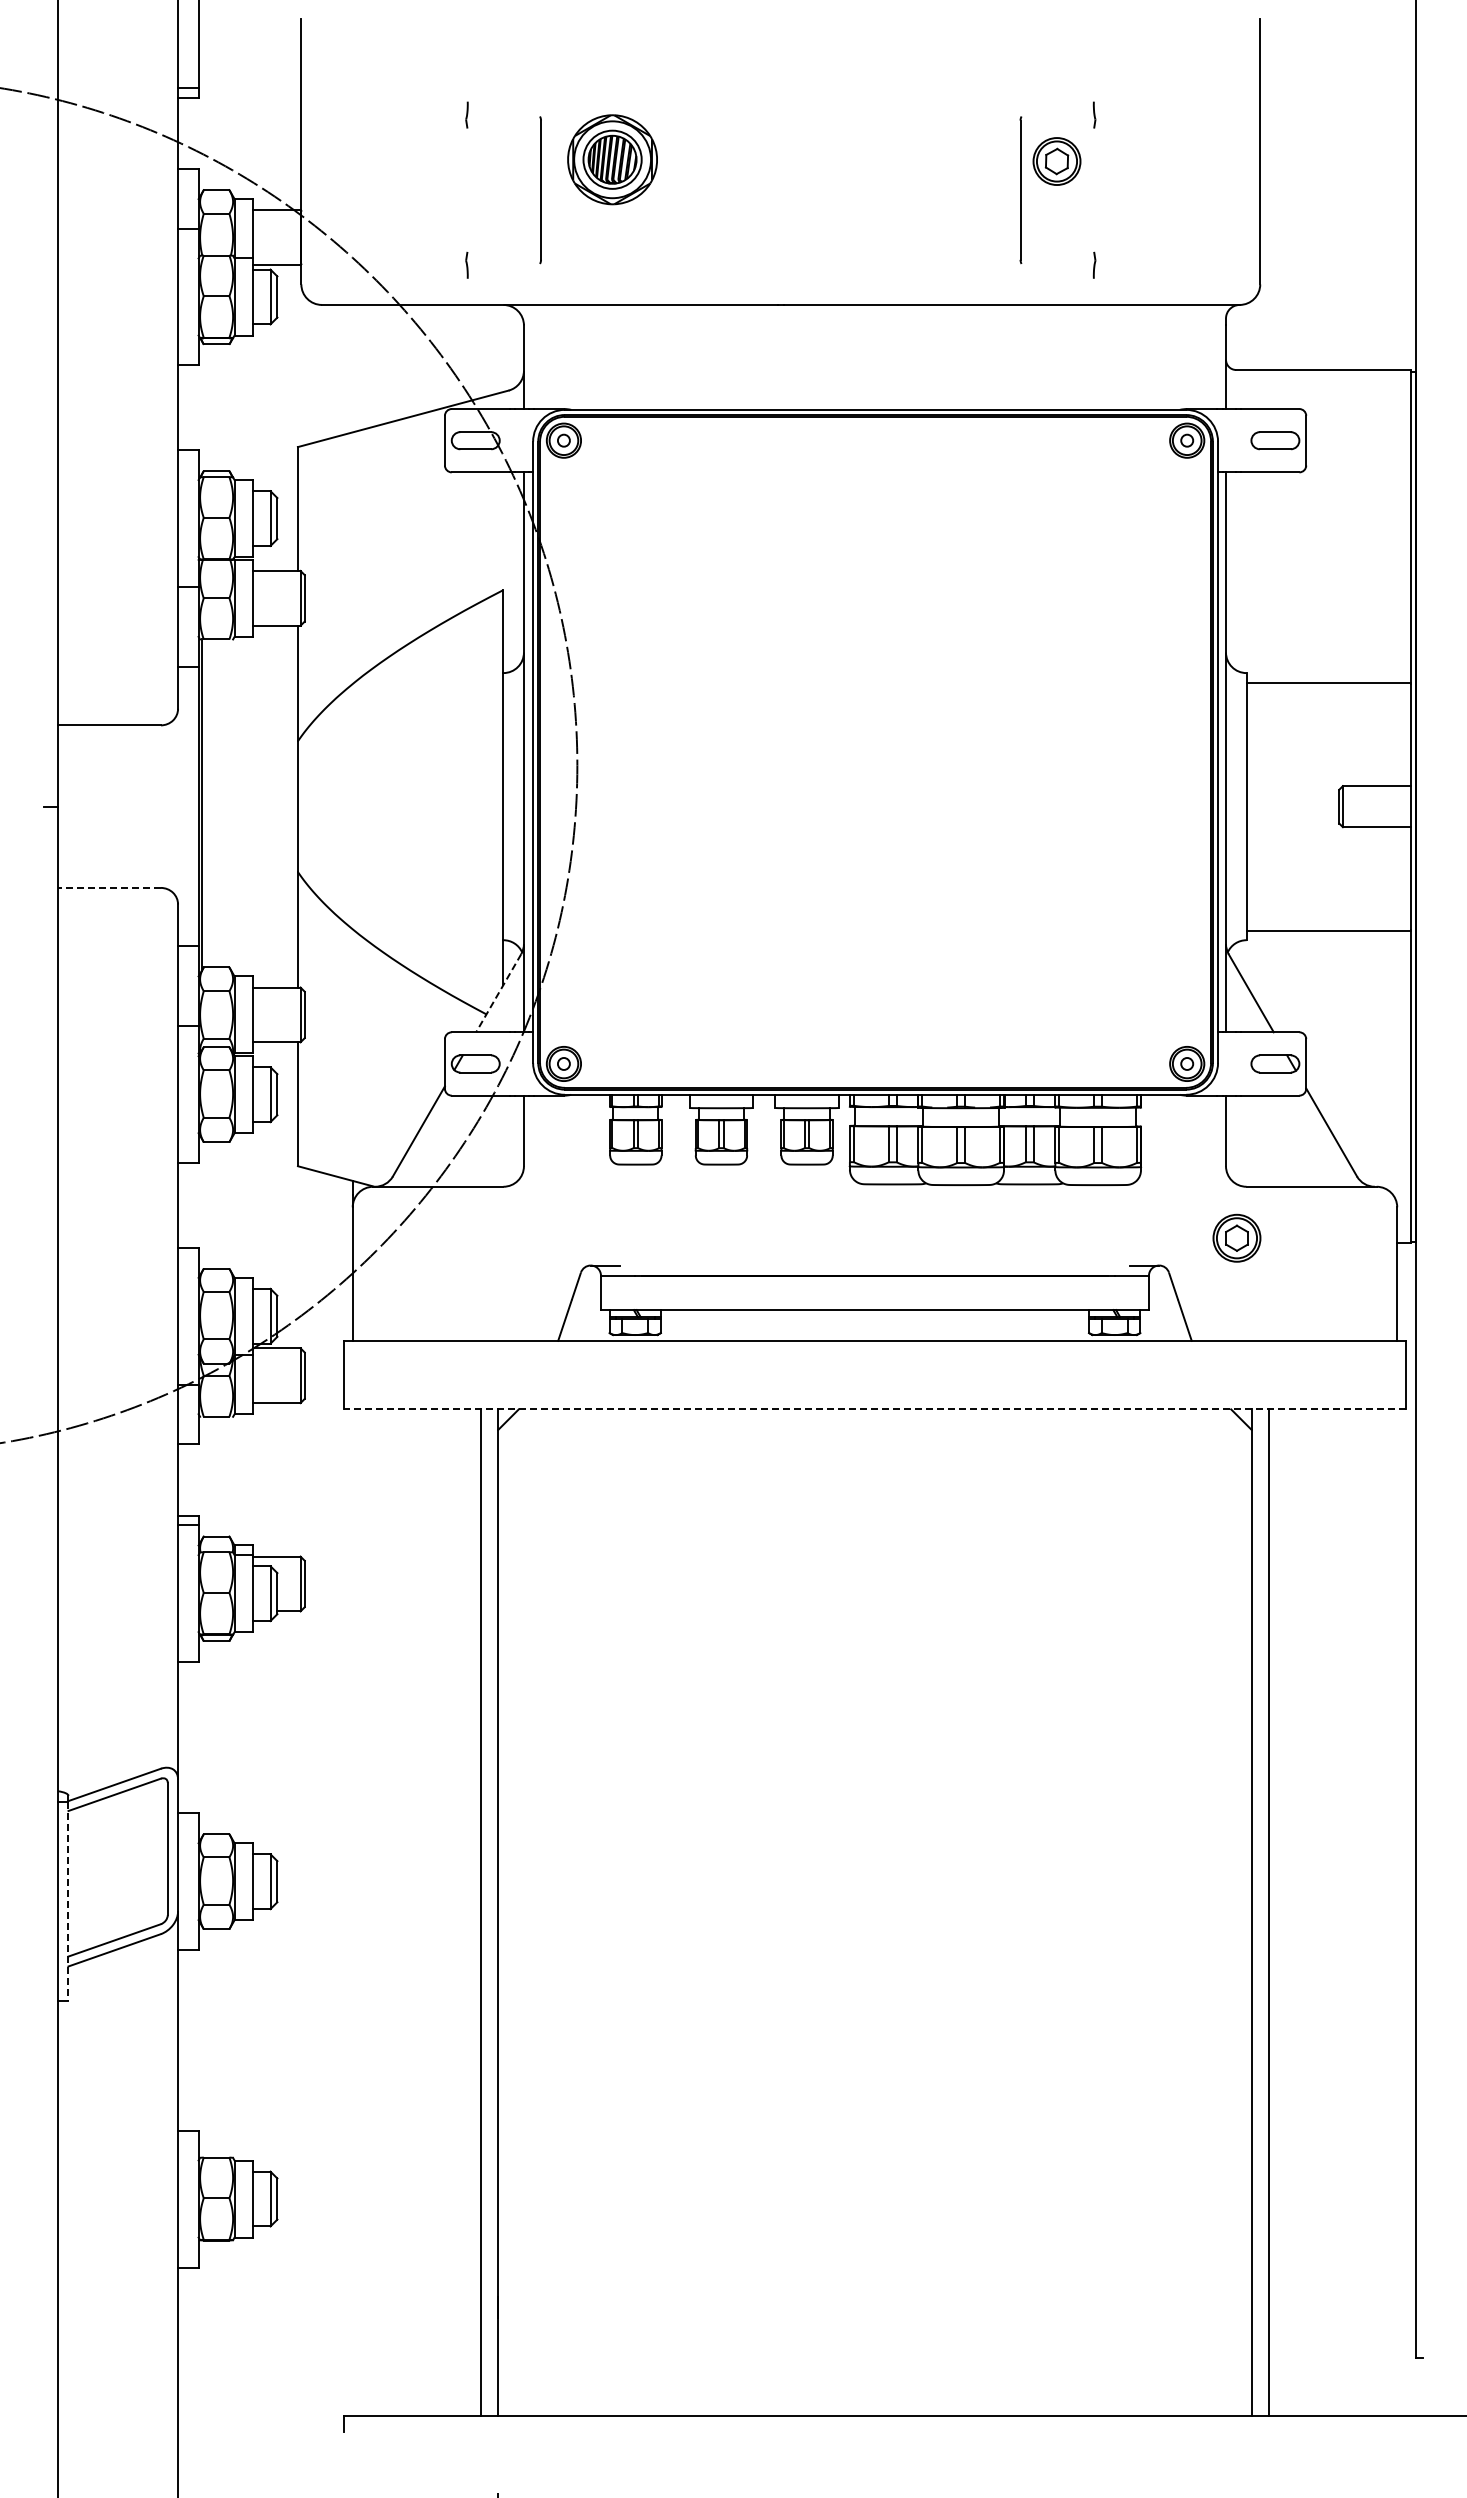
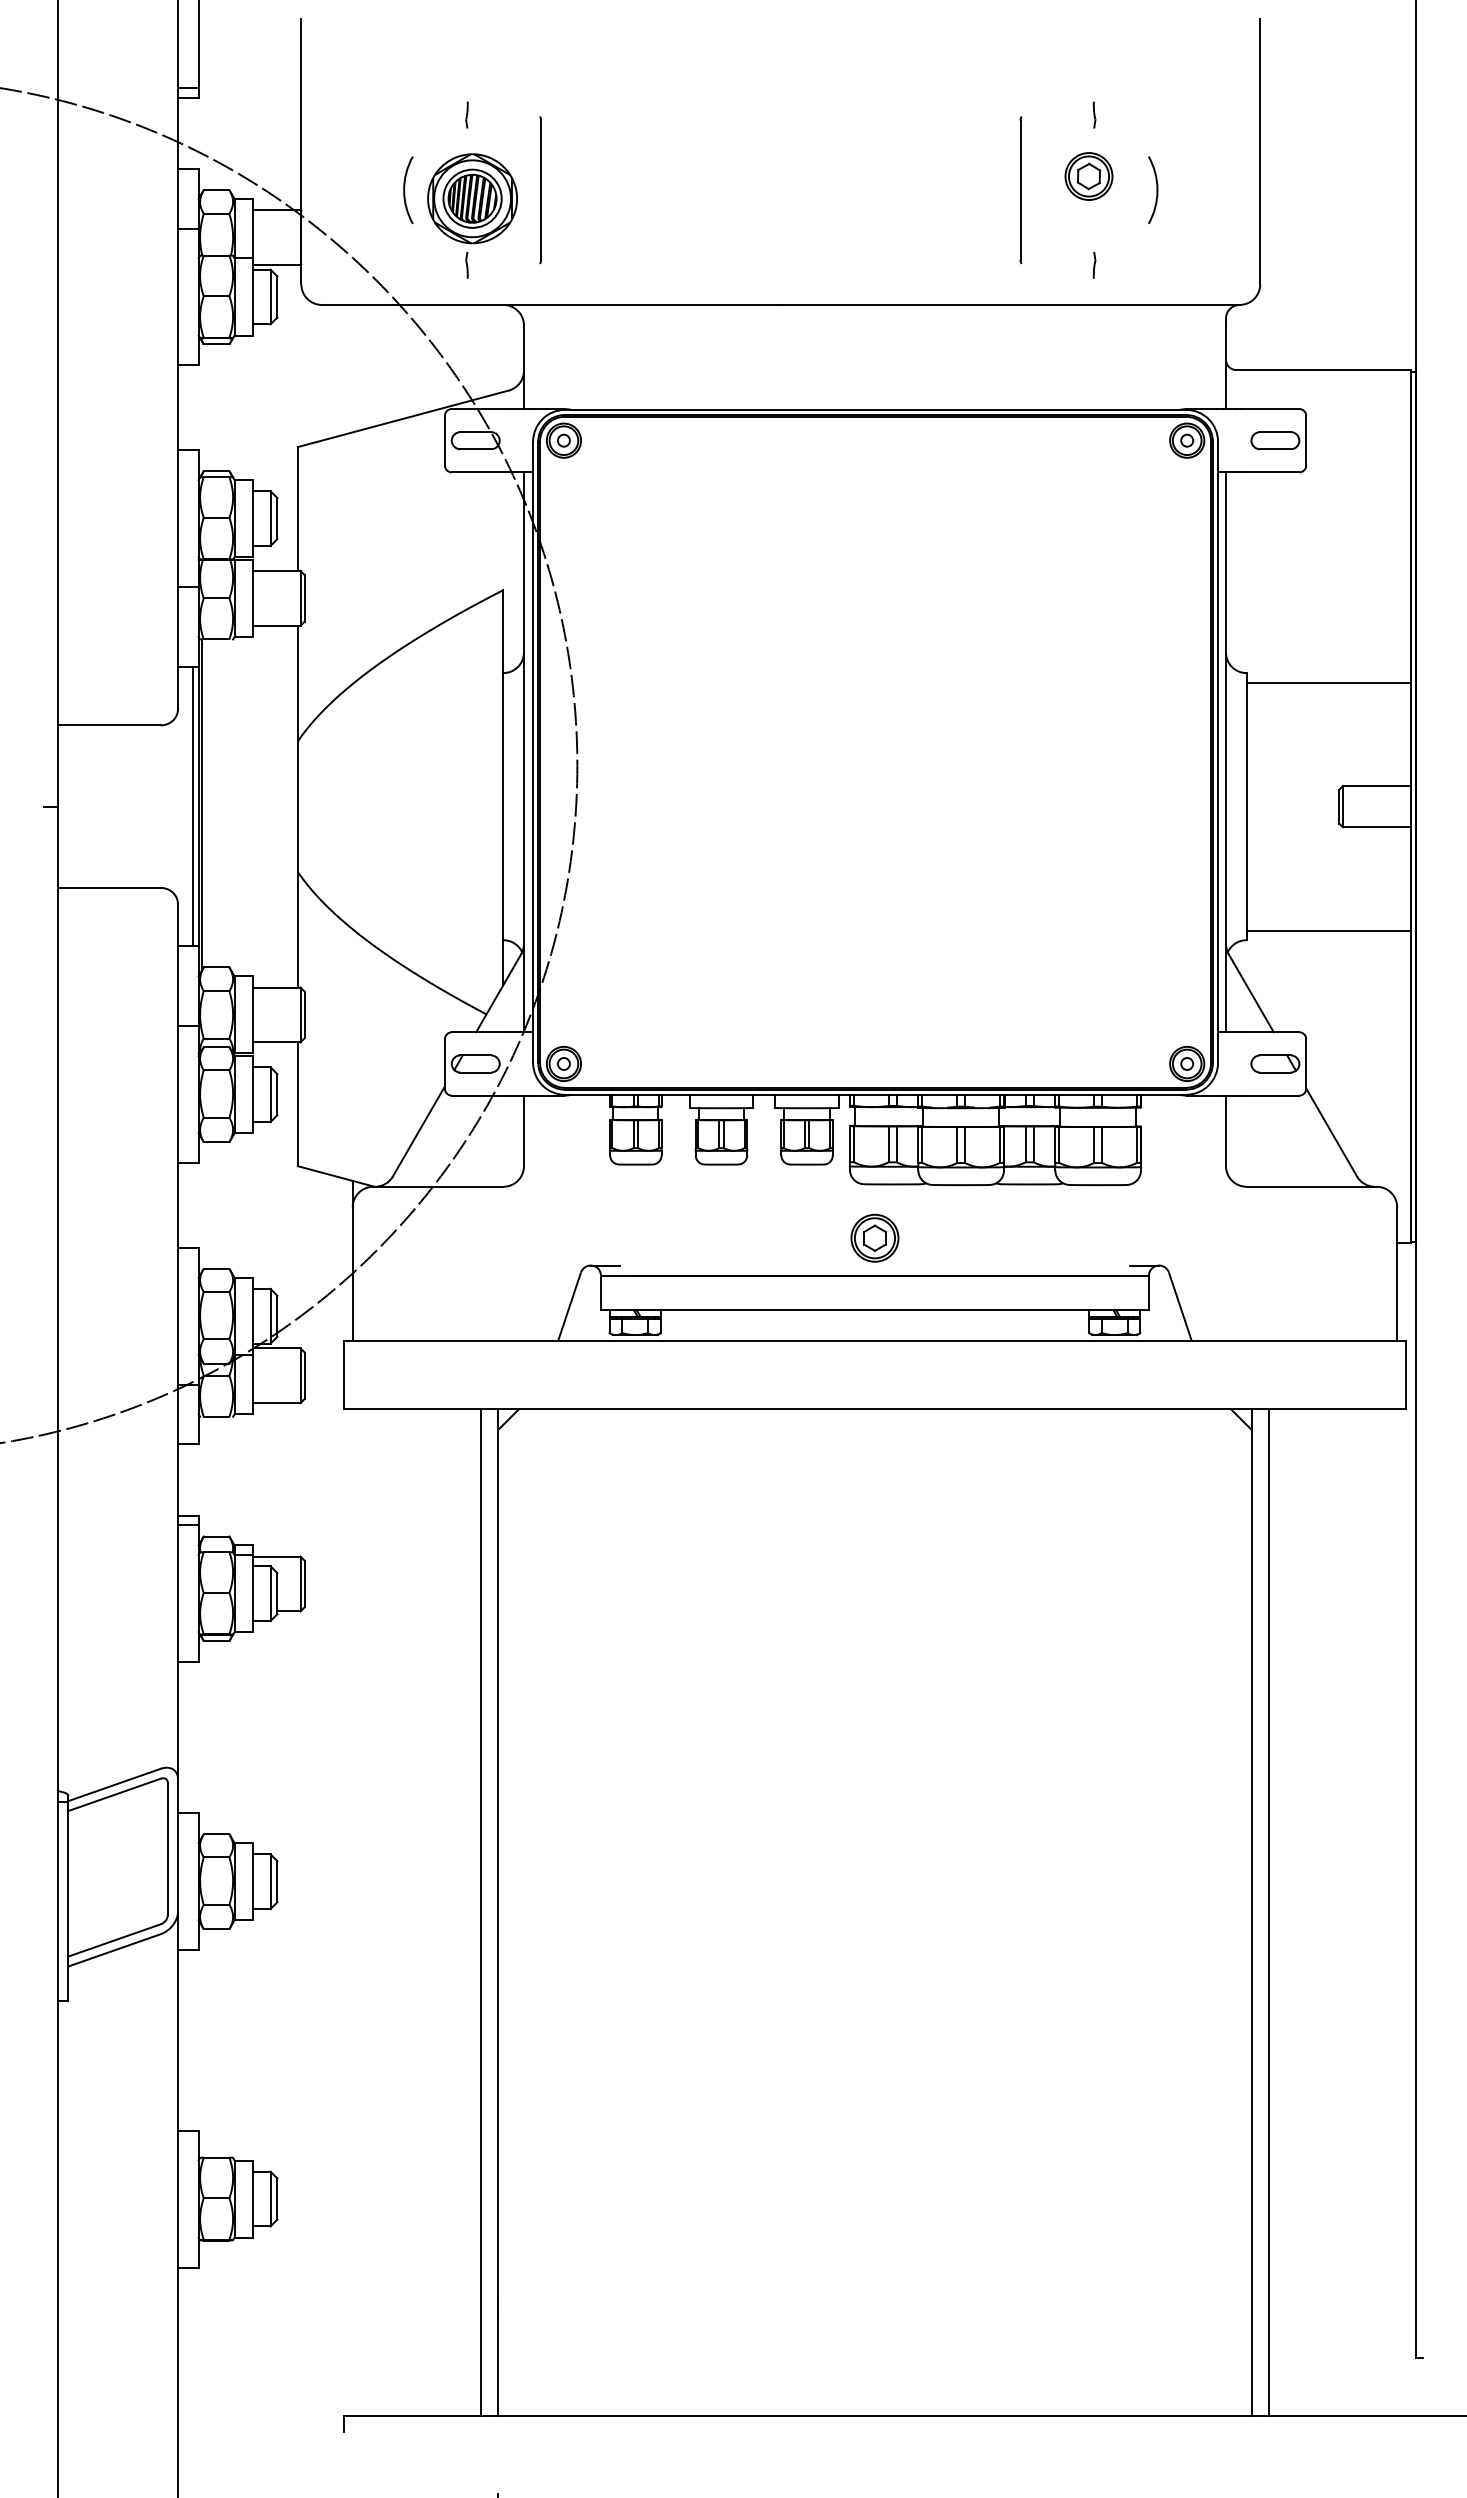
part position: (612, 159) -> (472, 198) (472, 198)
part position: (1056, 161) -> (1088, 176) (1088, 176)
arc: none -> present (405, 190)
arc: none -> present (1156, 190)
line: none -> present (193, 806)
line: dashed -> solid (109, 887)
line: dashed -> solid (498, 993)
part position: (1236, 1237) -> (874, 1237) (874, 1237)
line: dashed -> solid (874, 1409)
line: dashed -> solid (68, 1901)
